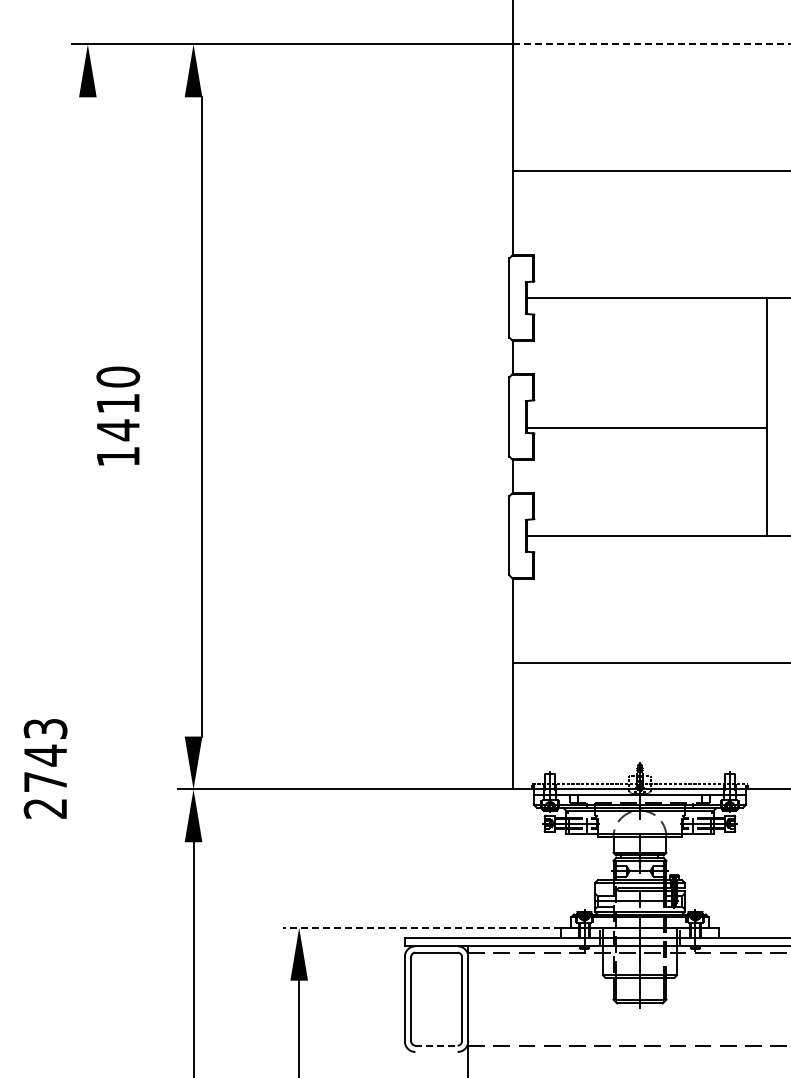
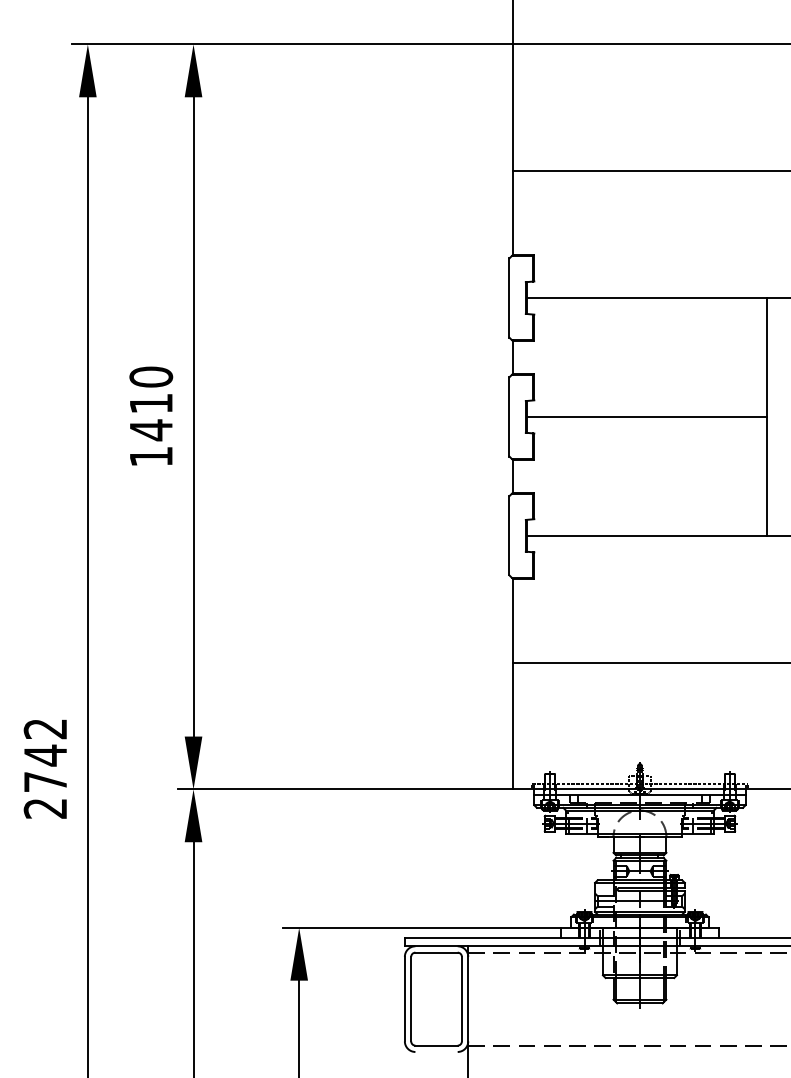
line: dashed -> solid (652, 44)
text position: (118, 415) -> (151, 415) (151, 415)
line position: (201, 416) -> (193, 416) (193, 416)
line position: (646, 427) -> (646, 416) (646, 416)
line: none -> present (87, 585)
text: 2743 -> 2742 (45, 729)
line: dashed -> solid (422, 927)
line: dashed -> solid (437, 1045)
